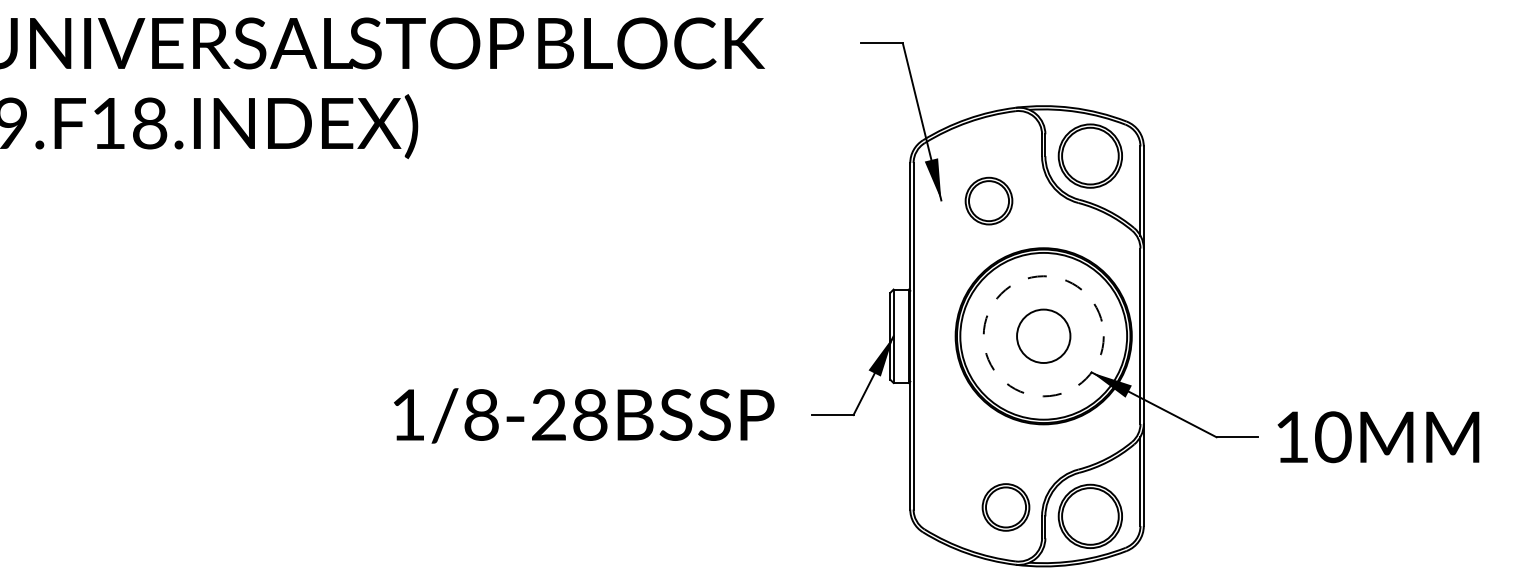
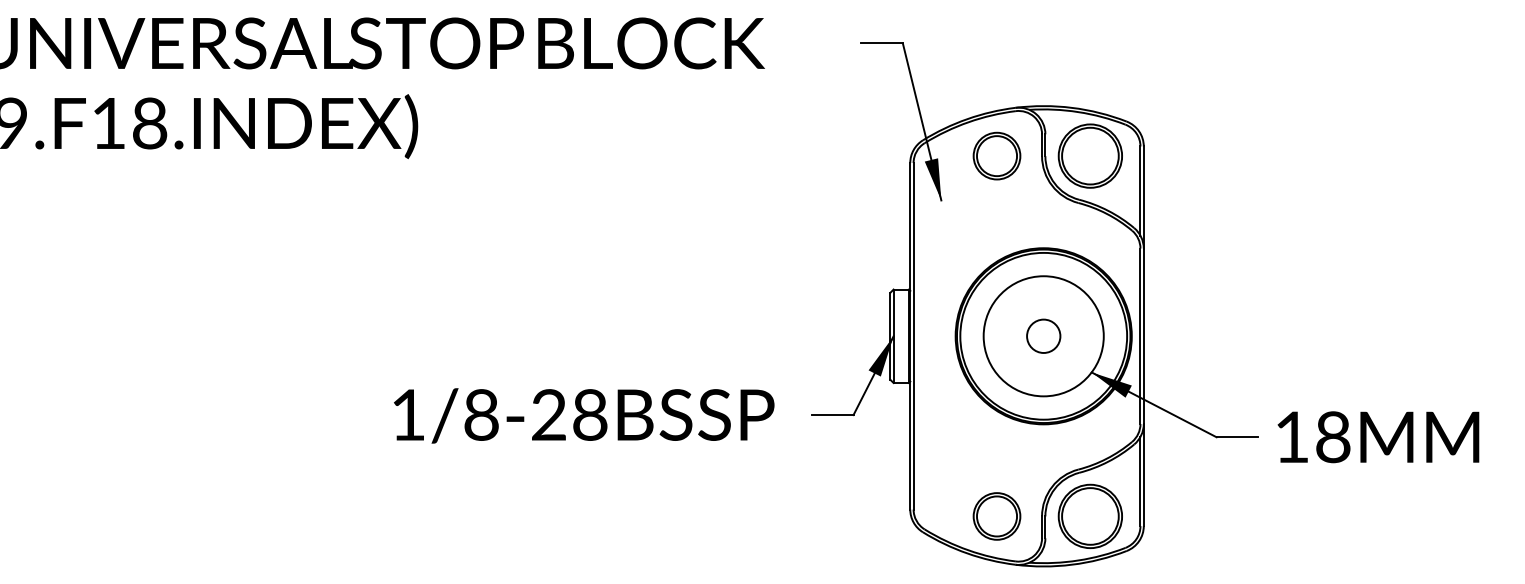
part position: (988, 200) -> (996, 155) (996, 155)
circle diameter: 53 px -> 33 px (1043, 335)
circle: dashed -> solid (1043, 336)
text: 10MM -> 18MM (1333, 436)
part position: (1005, 507) -> (996, 516) (996, 516)
